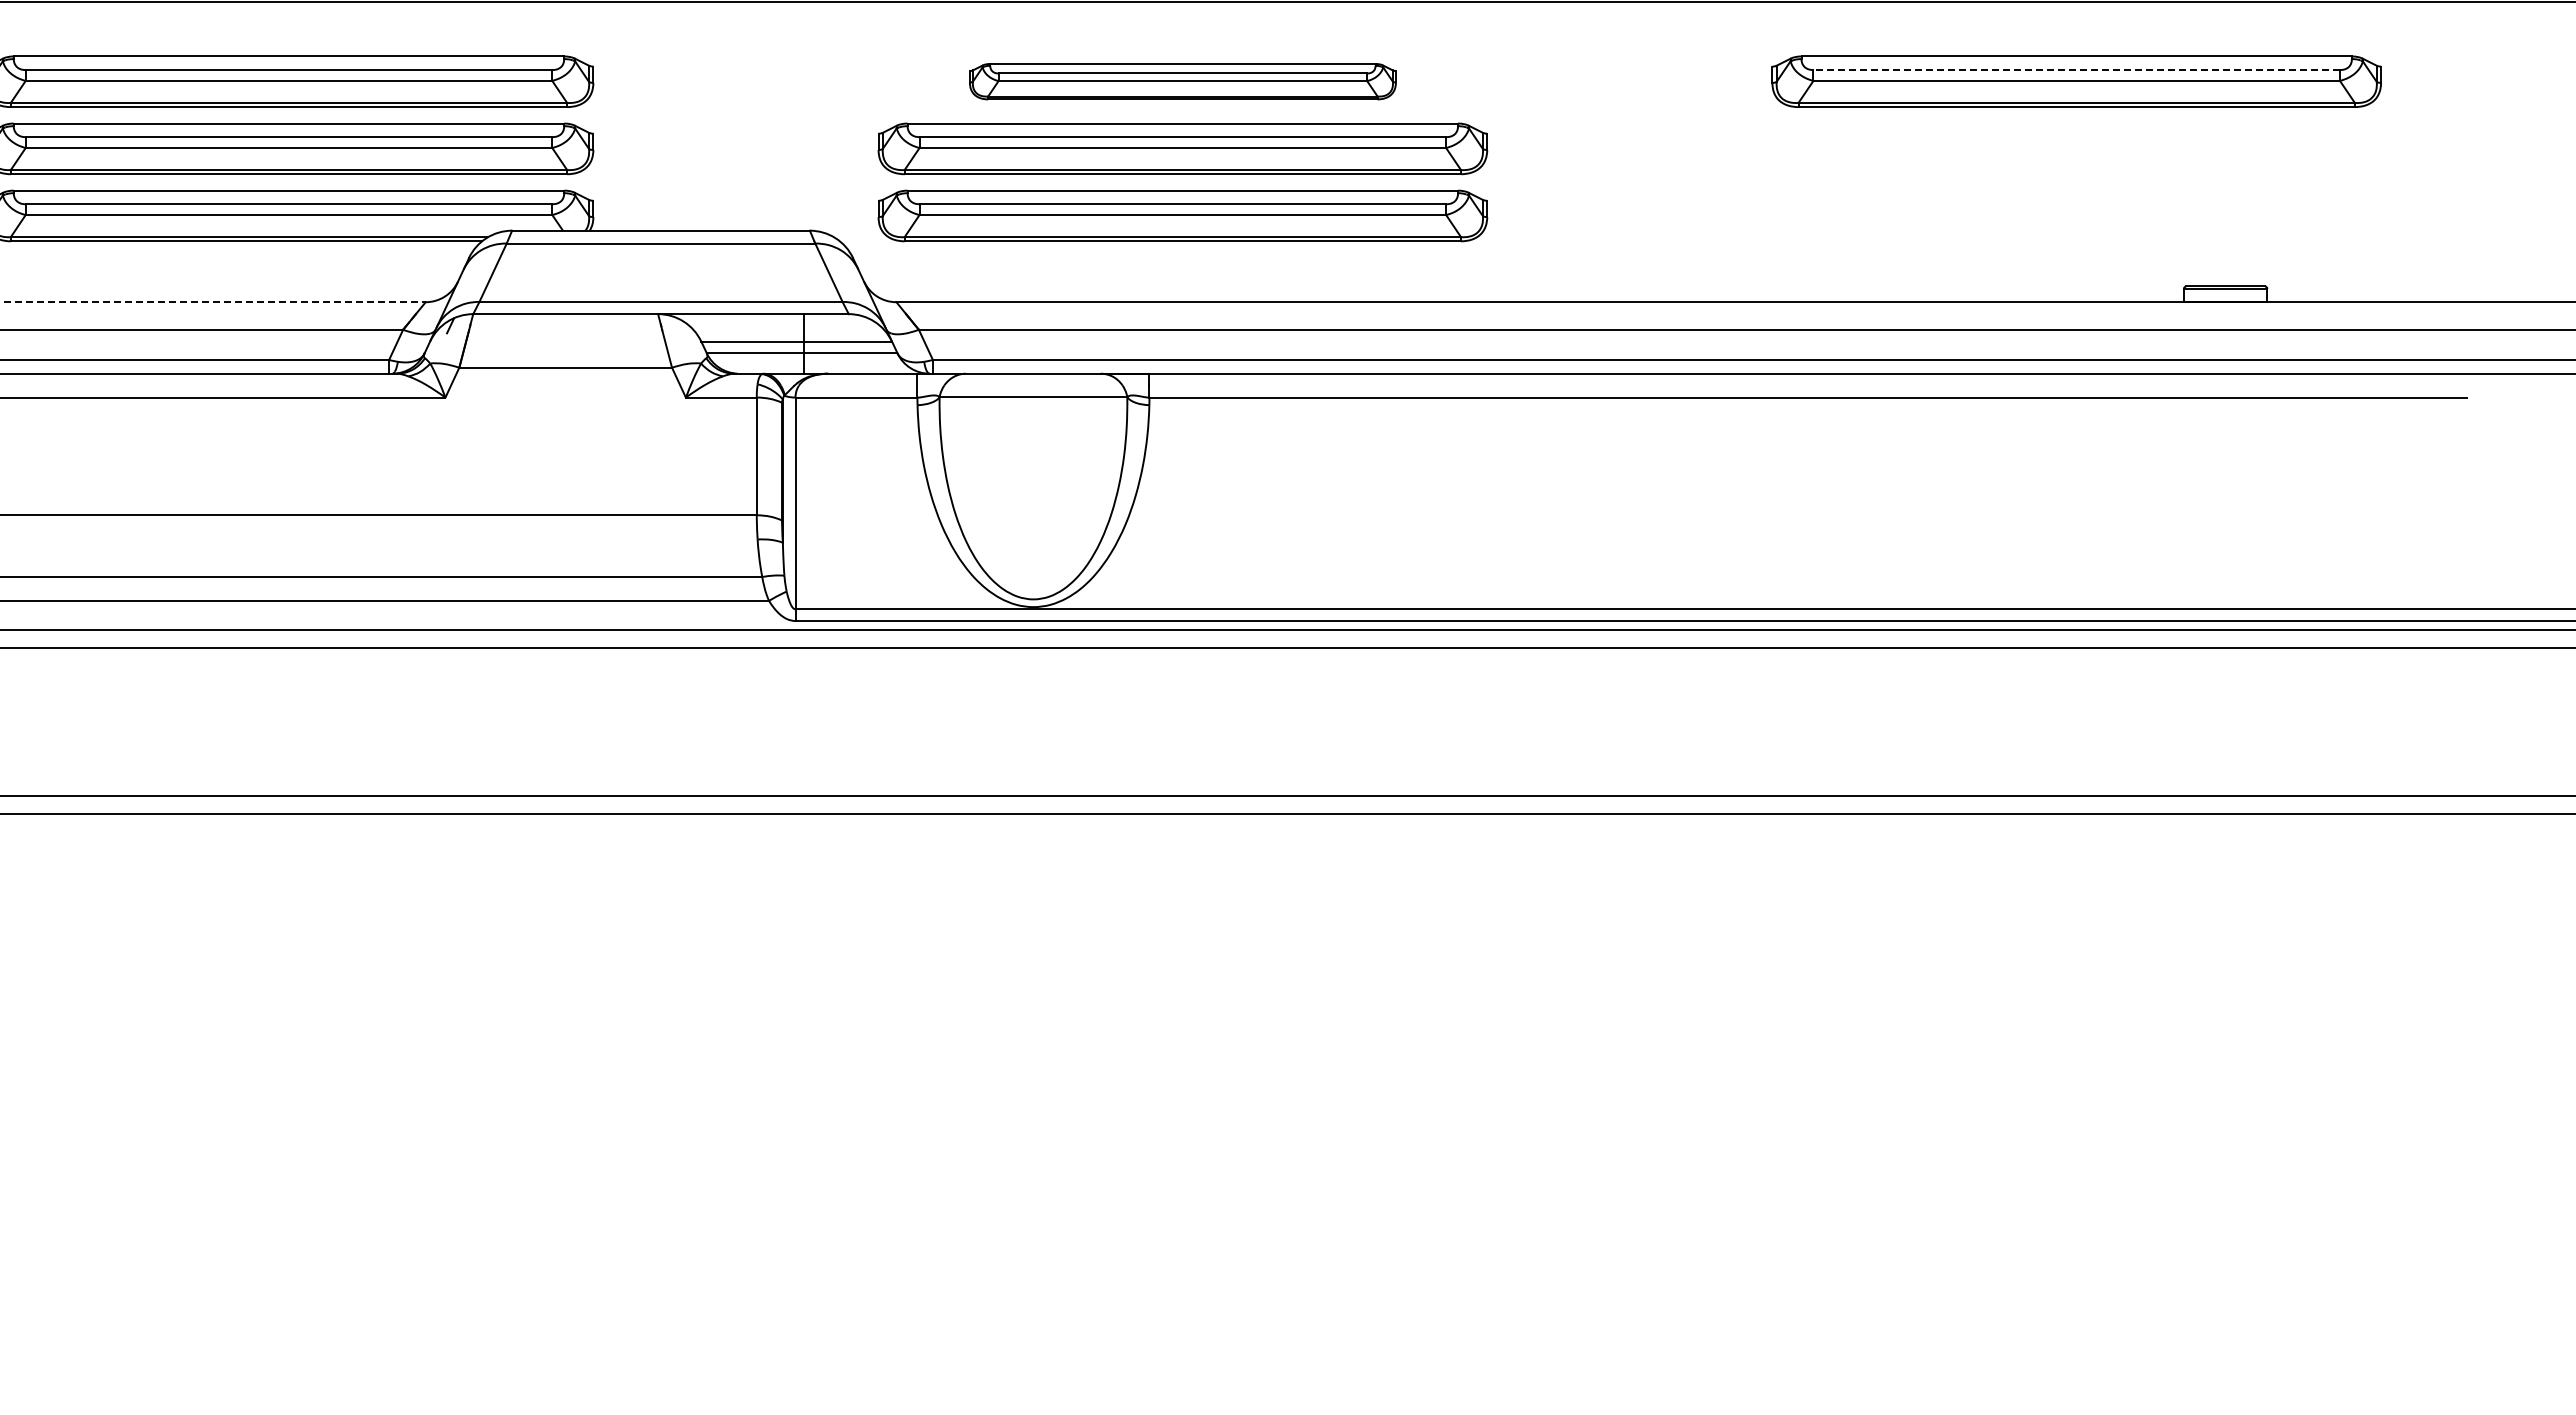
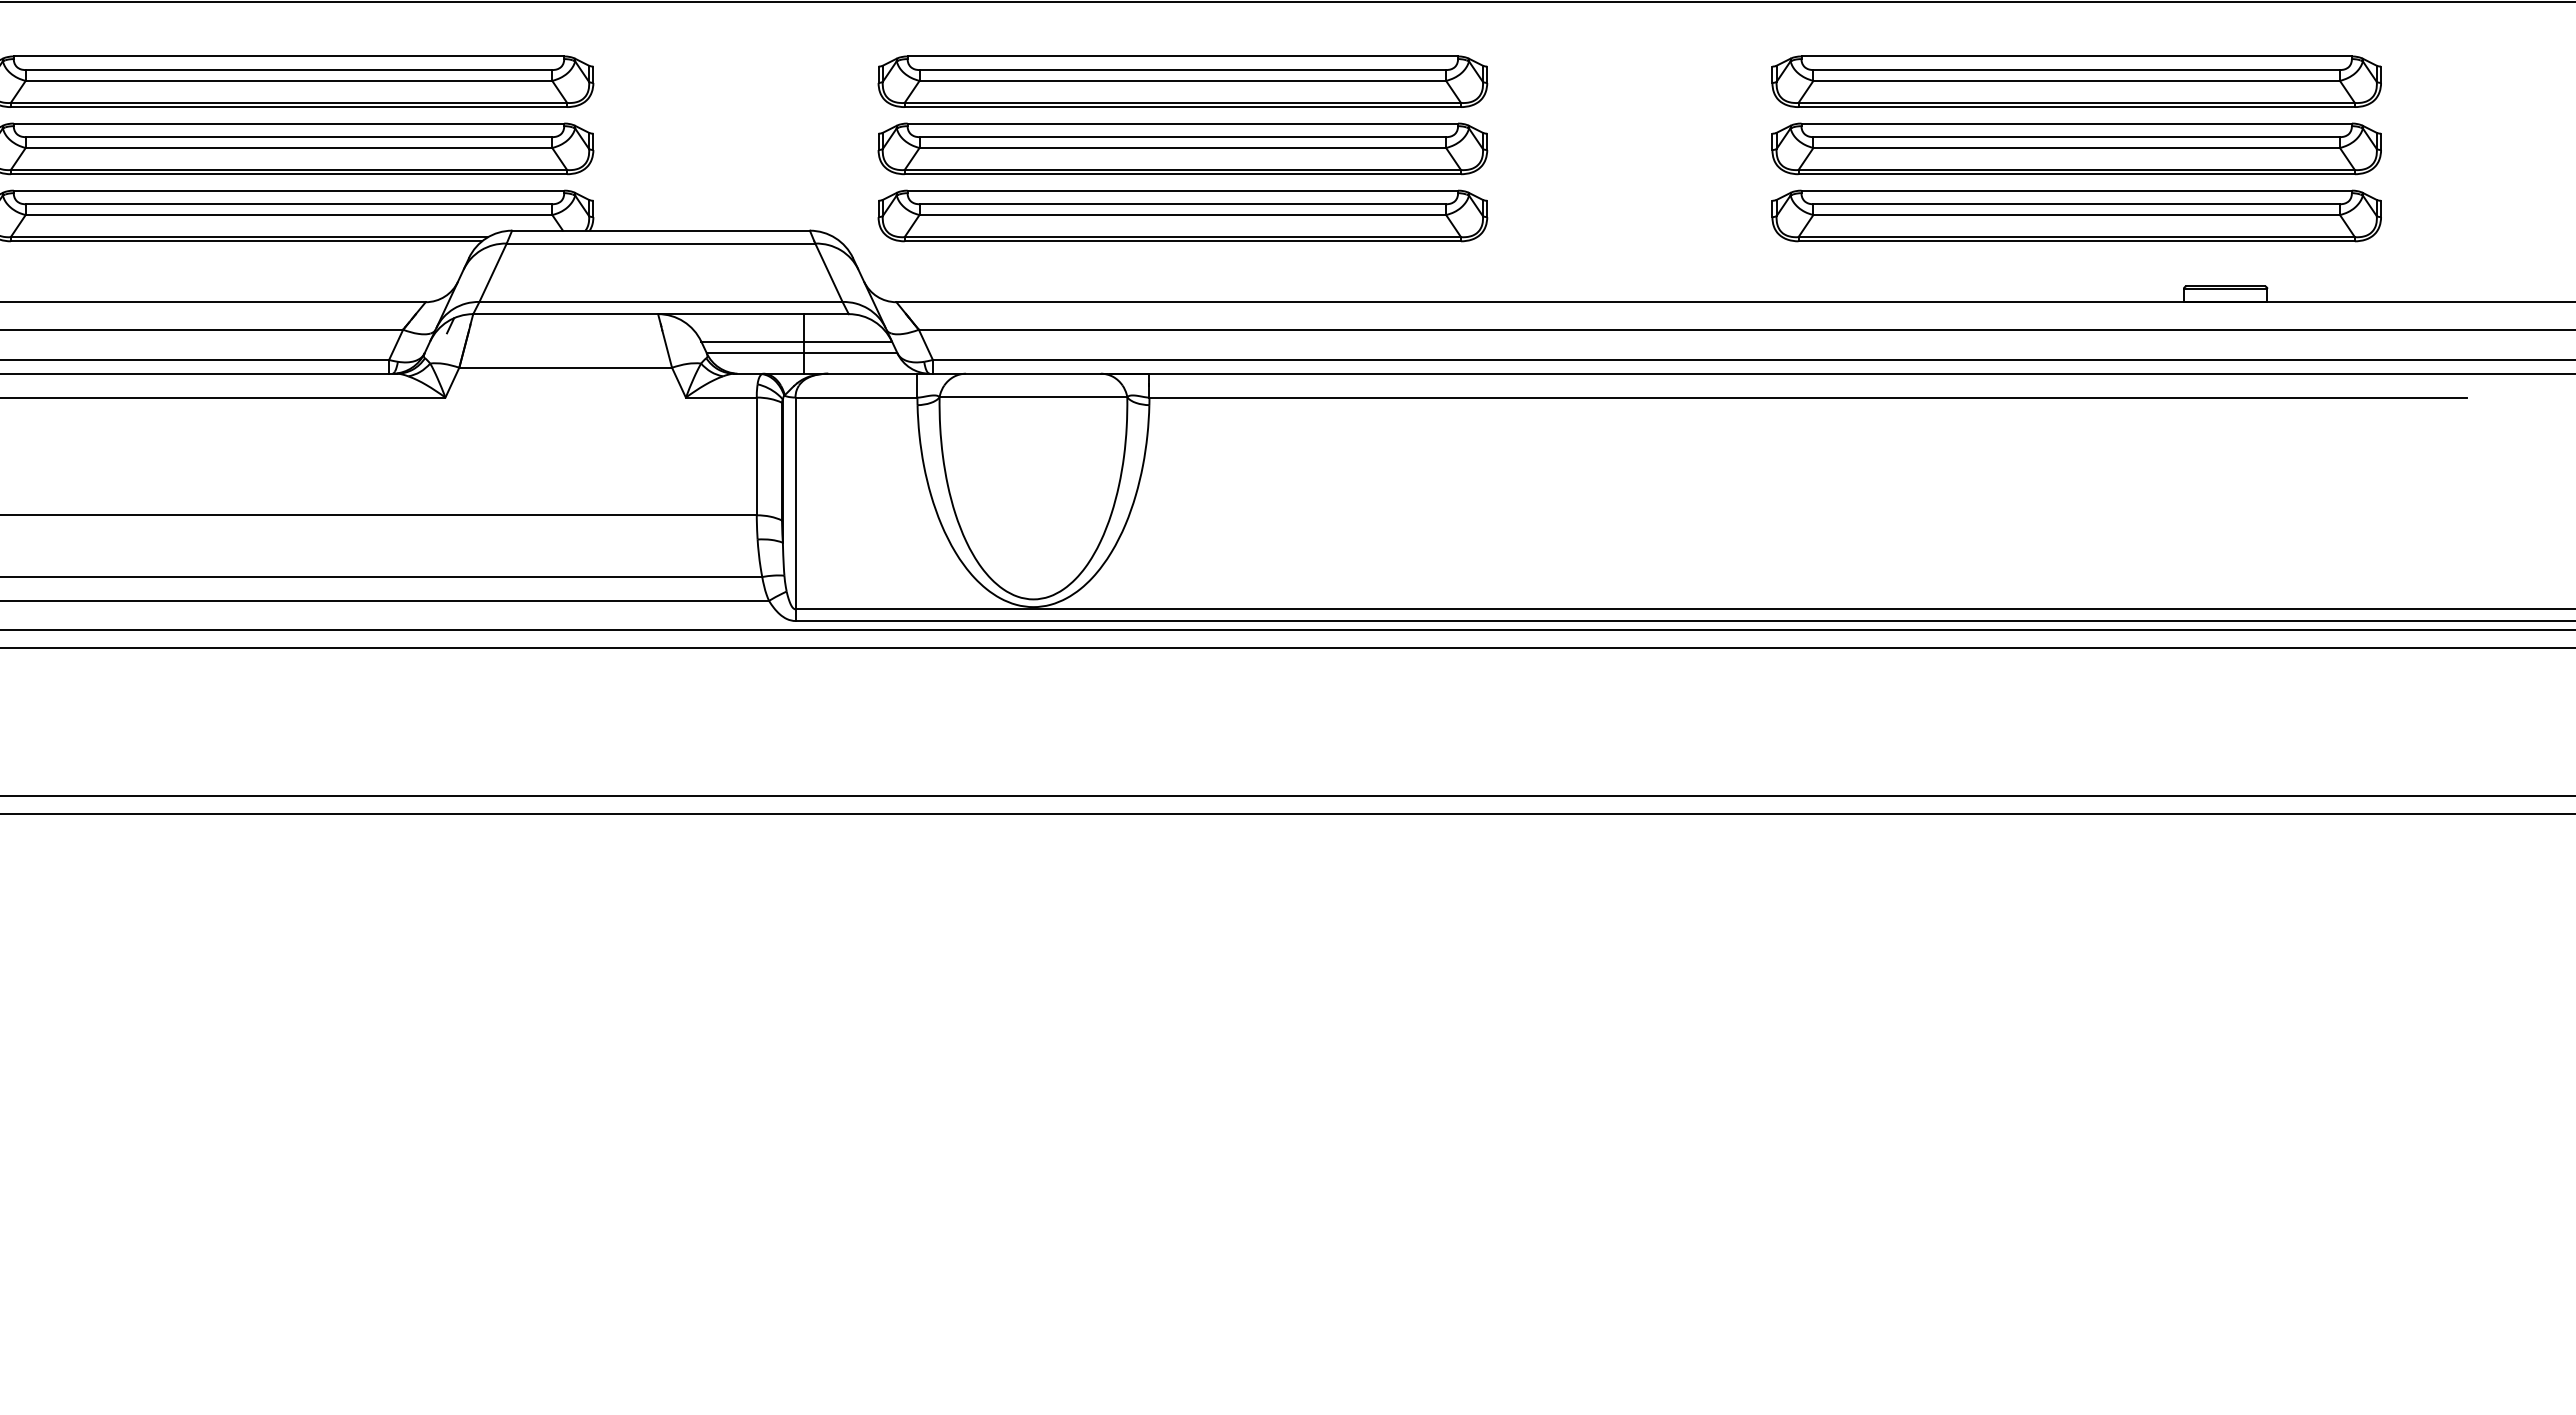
line: dashed -> solid (2076, 70)
part size: 428x38 px -> 612x53 px (1182, 81)
part: none -> present (2076, 148)
part: none -> present (2076, 215)
line: dashed -> solid (213, 302)
